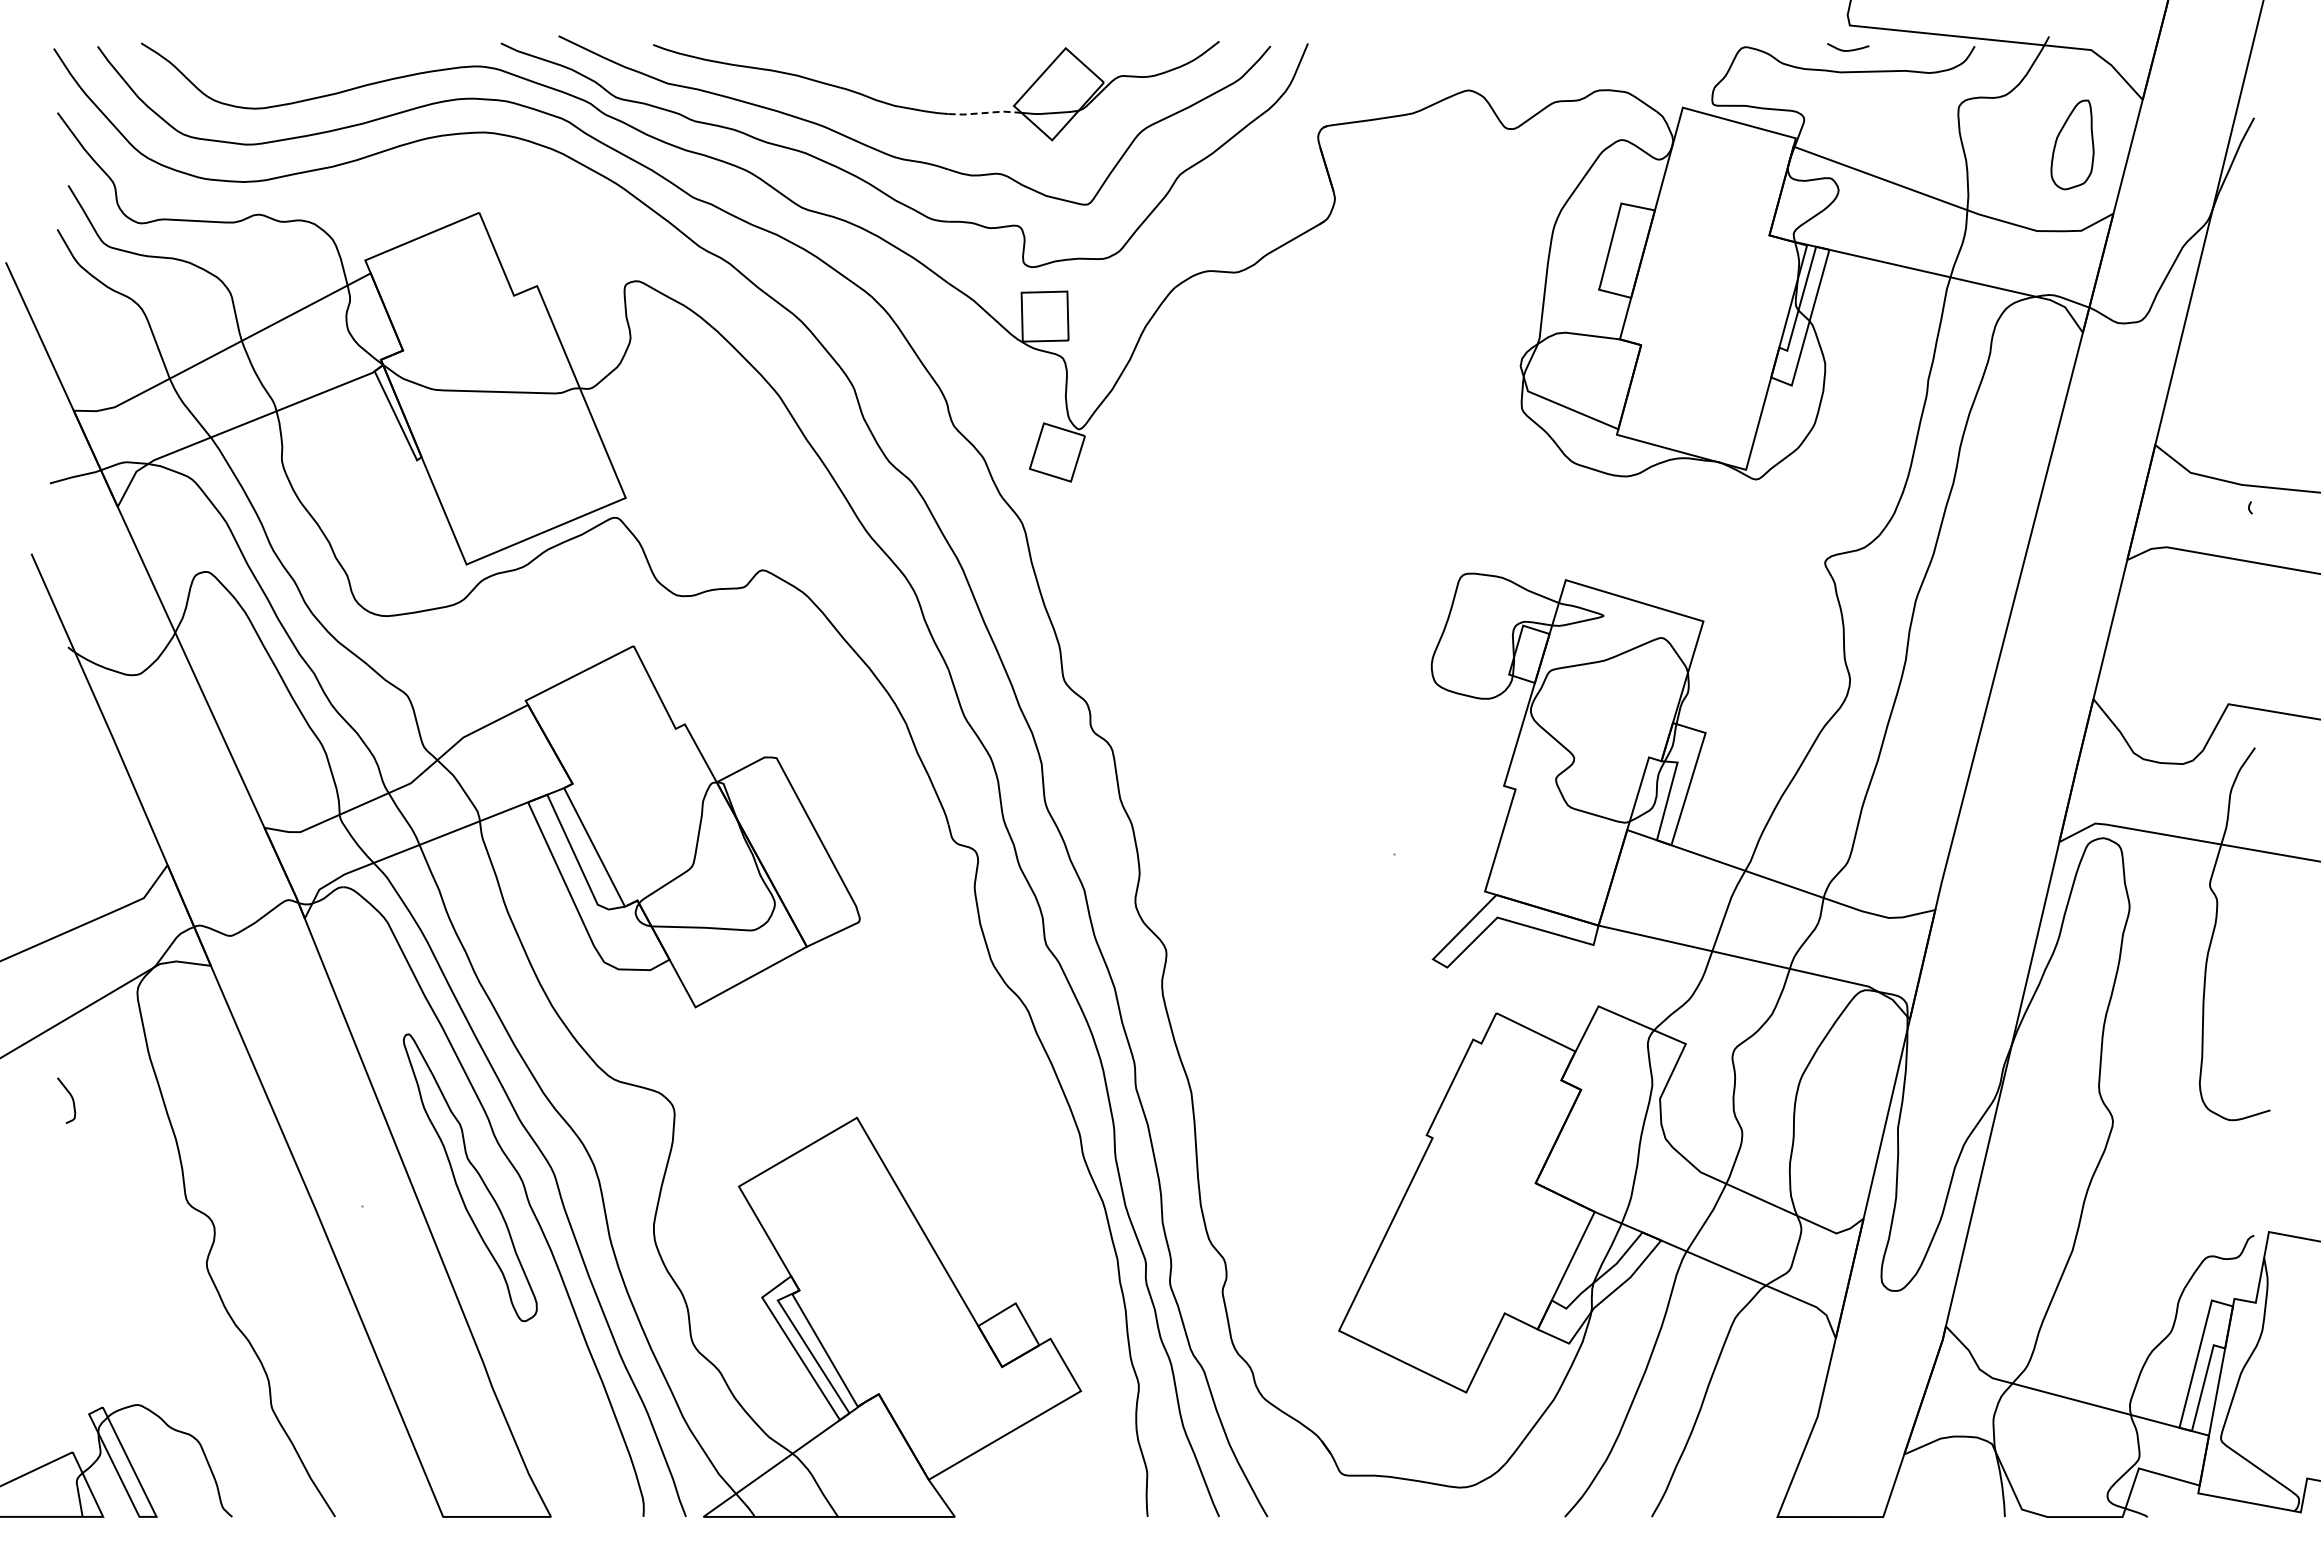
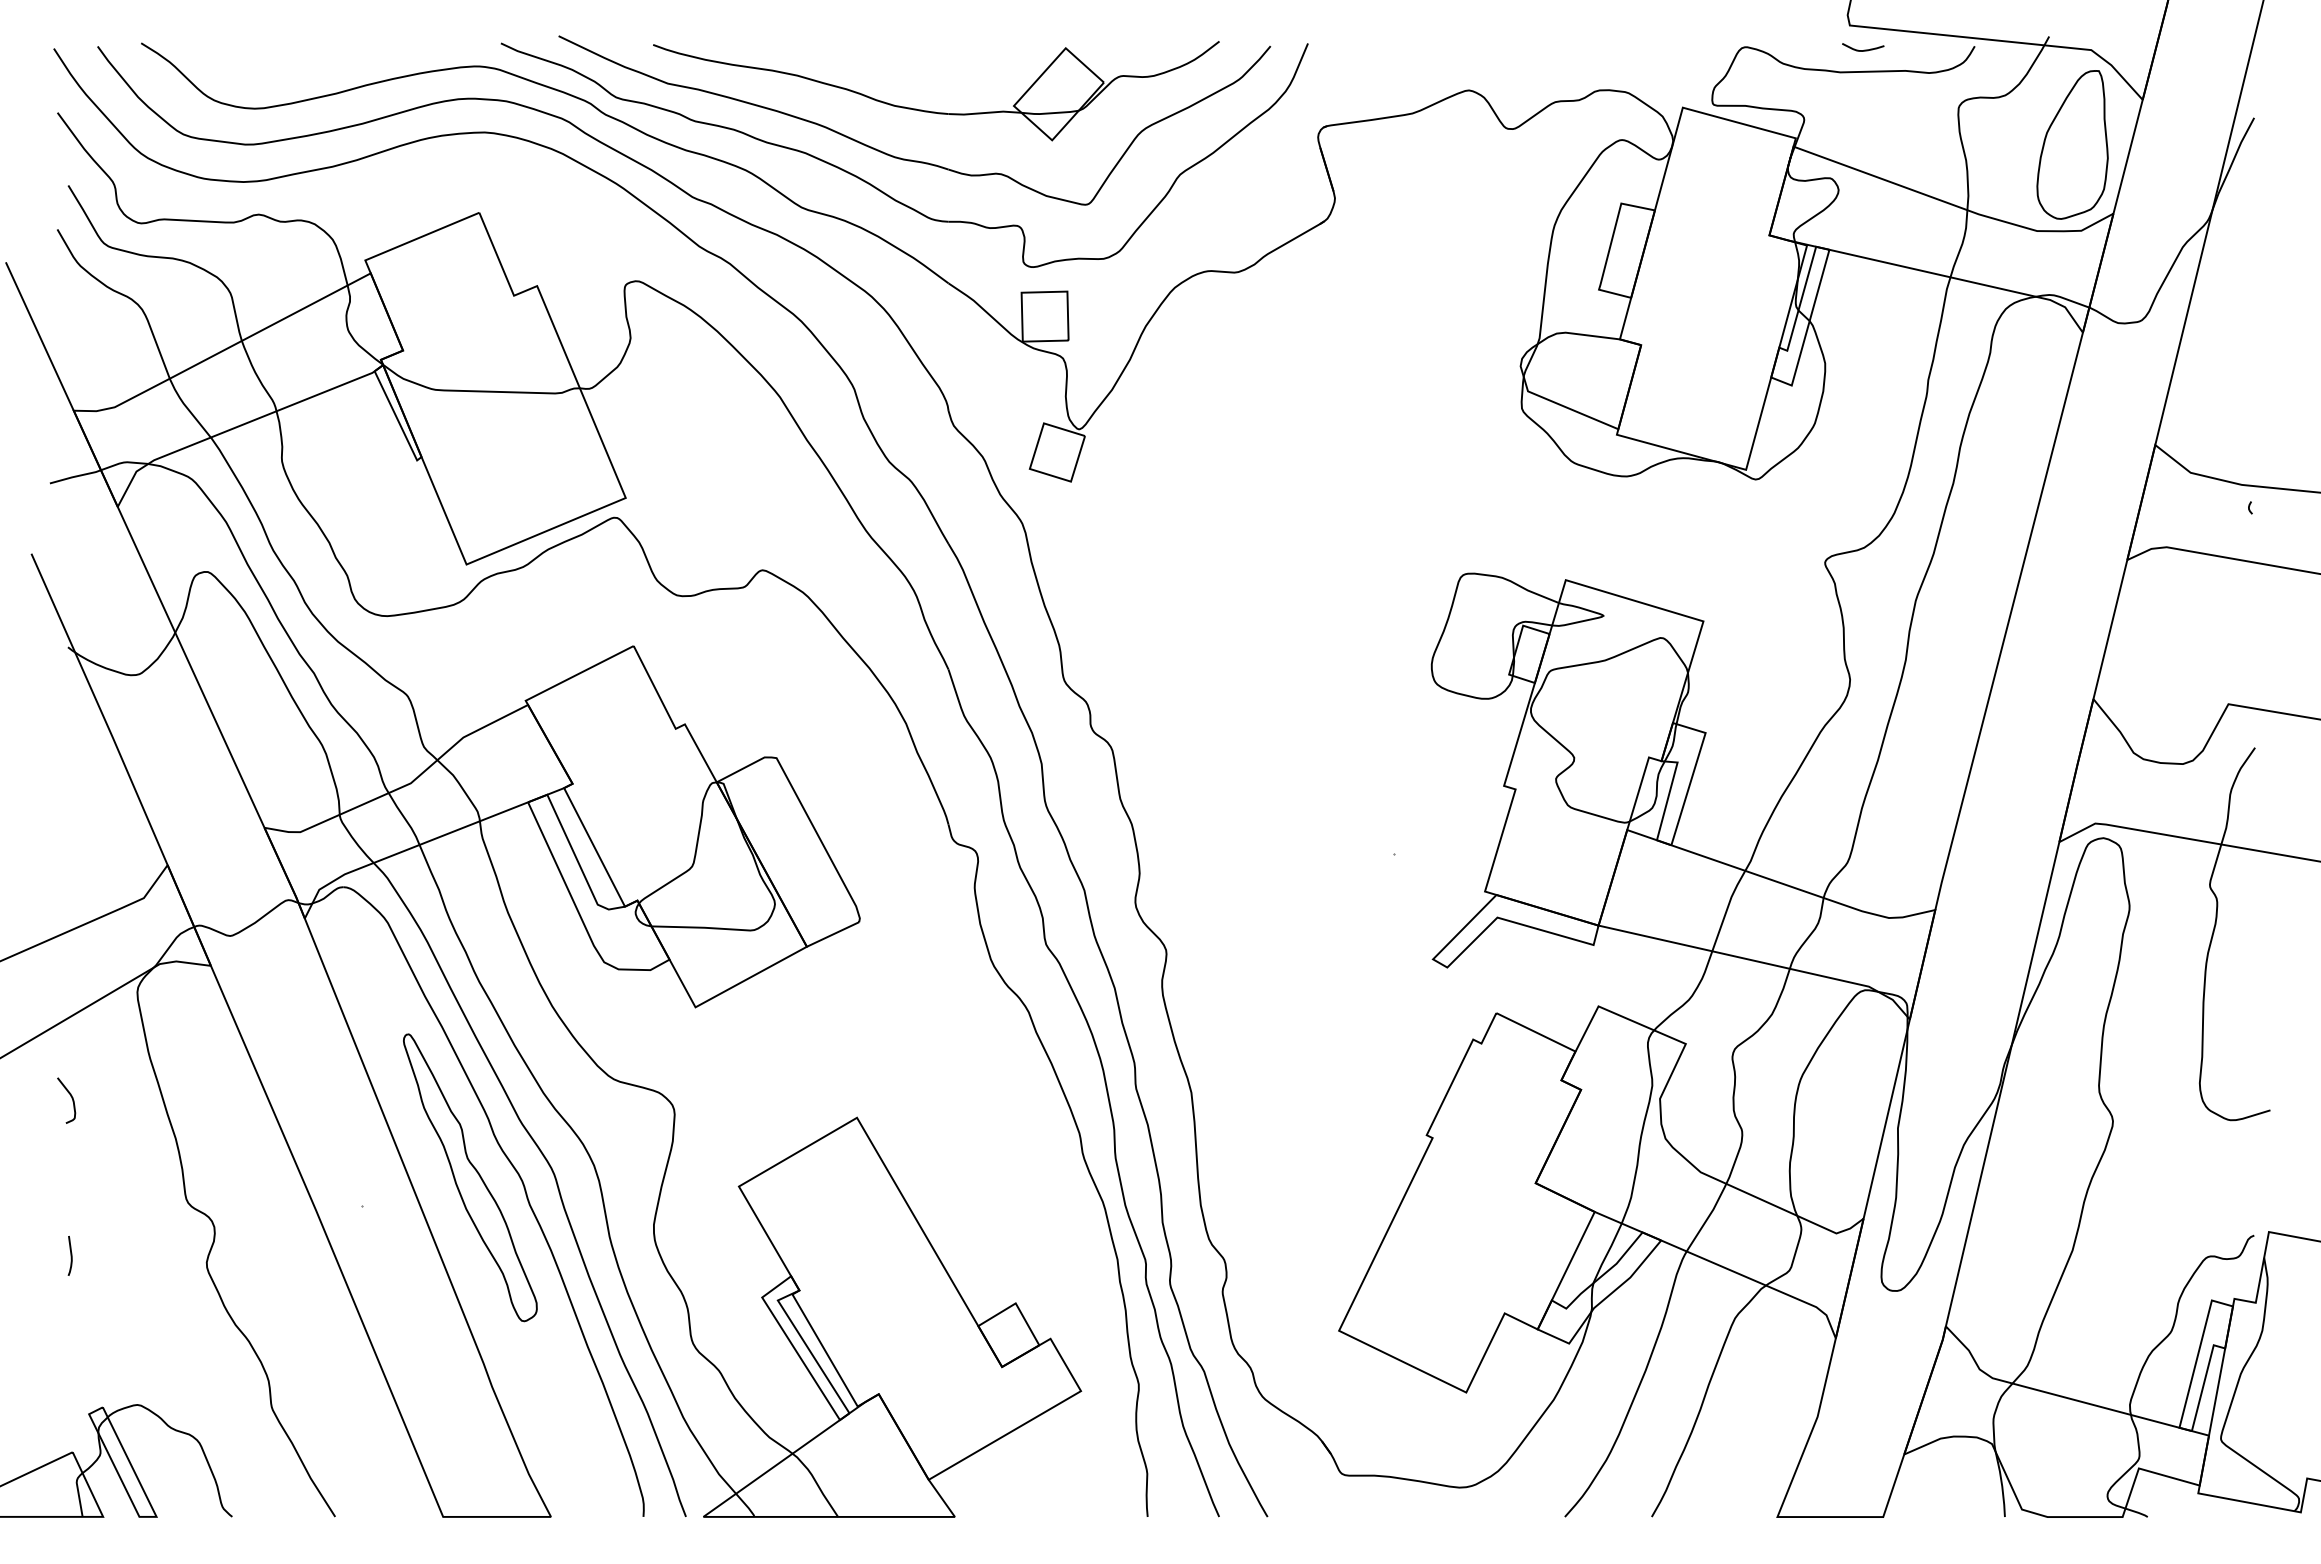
curve position: (1849, 49) -> (1864, 49) (1864, 49)
line: dashed -> solid (984, 113)
part size: 45x92 px -> 73x150 px (2072, 144)
curve: none -> present (70, 1255)
